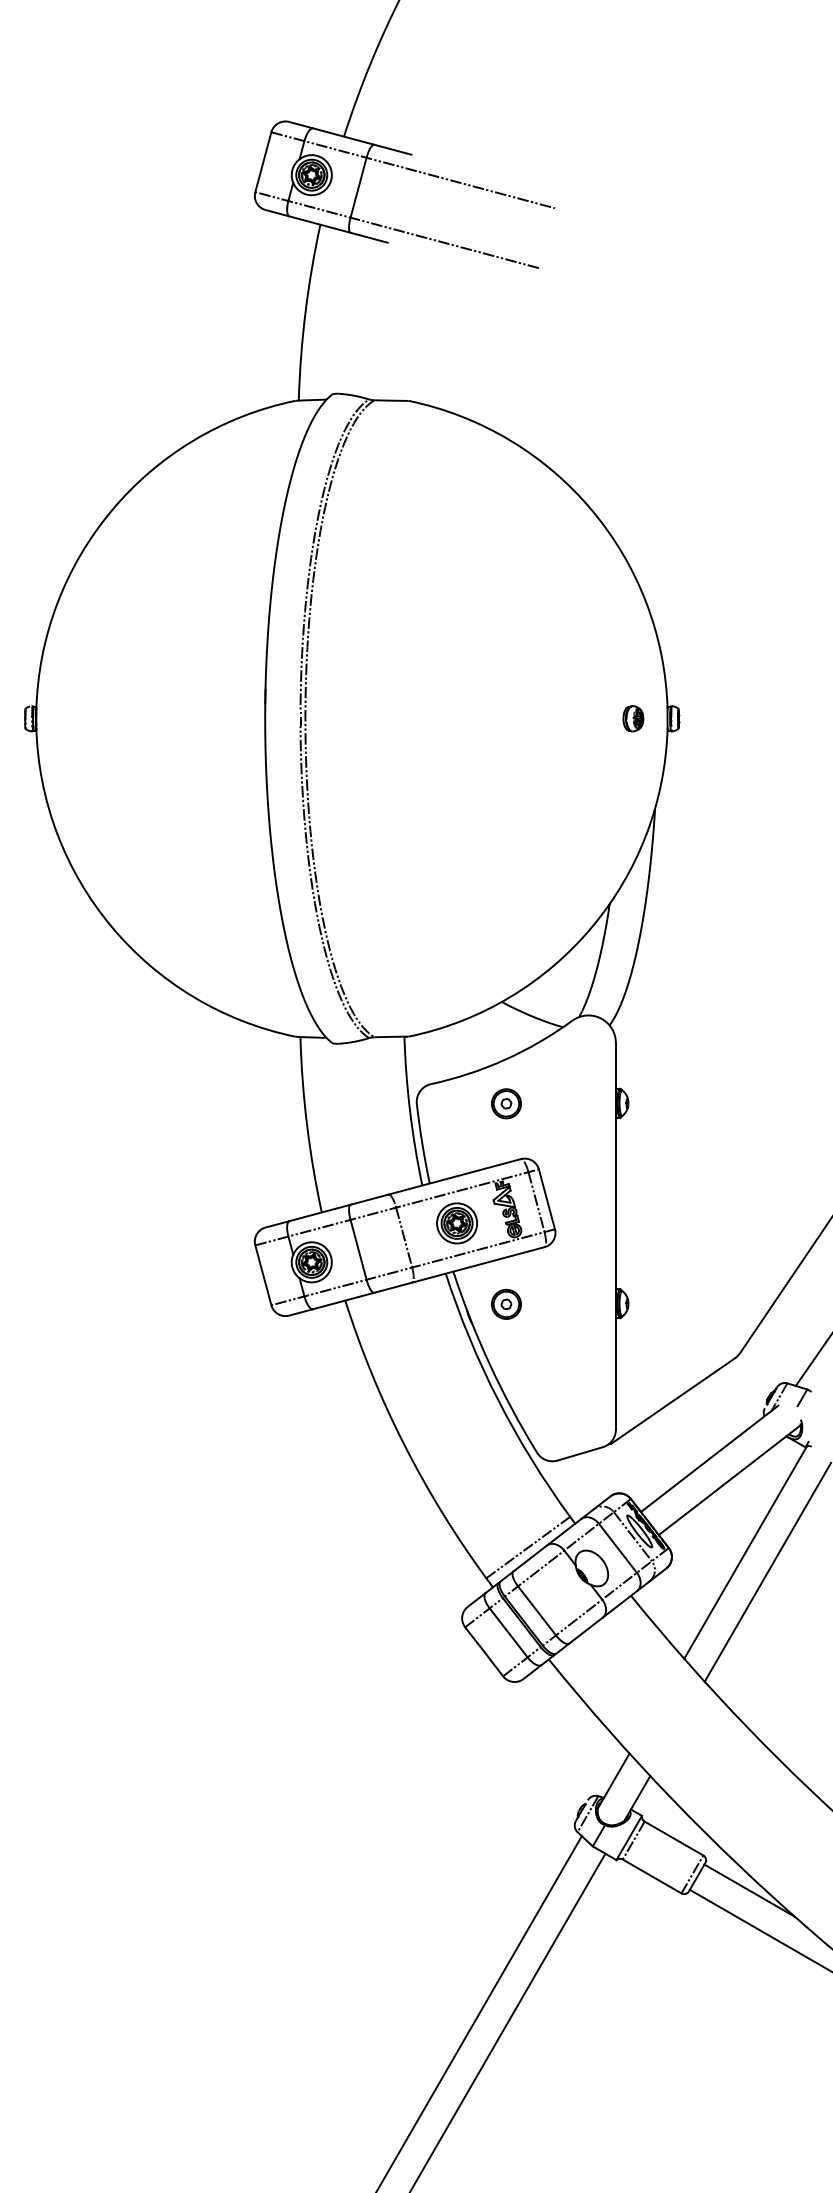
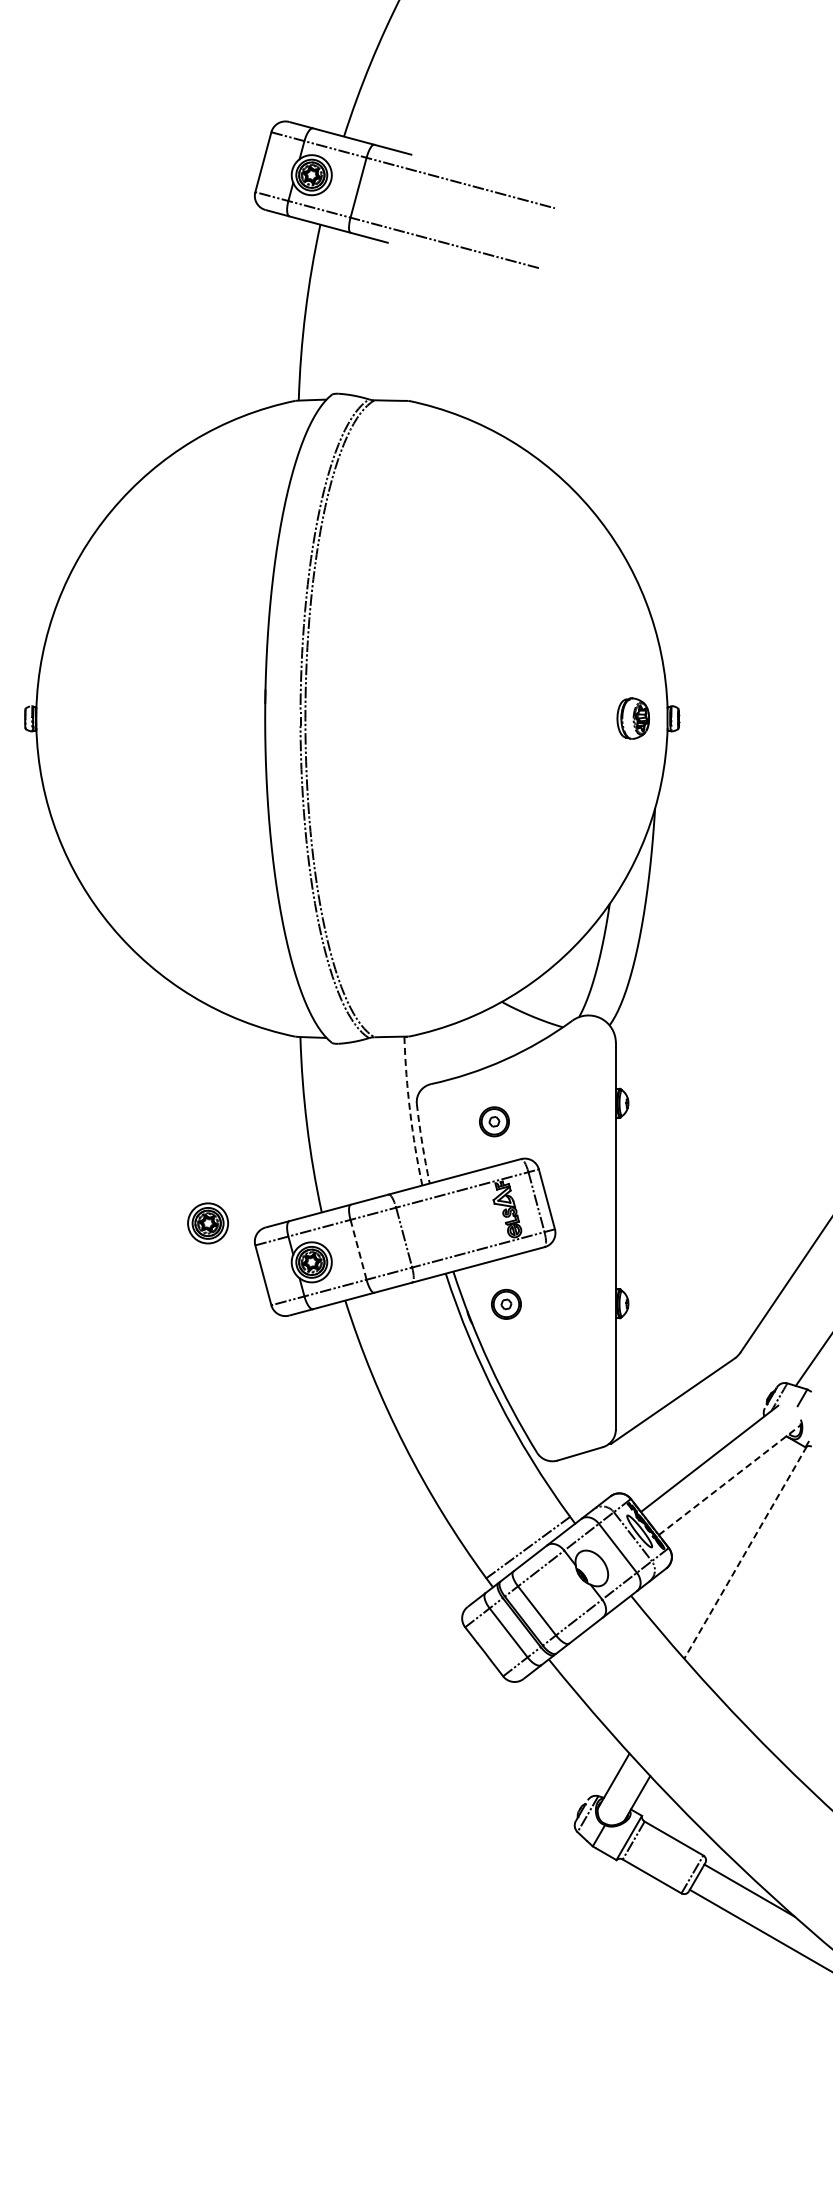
part size: 23x28 px -> 34x43 px (632, 718)
part position: (506, 1103) -> (494, 1121) (494, 1121)
arc: solid -> dashed (410, 1111)
arc: solid -> dashed (422, 1143)
part position: (457, 1223) -> (208, 1223) (208, 1223)
line: solid -> dashed (358, 1250)
line: solid -> dashed (729, 1480)
line: solid -> dashed (745, 1552)
line: present -> none (766, 1573)
line: present -> none (479, 2012)
line: present -> none (508, 2021)
